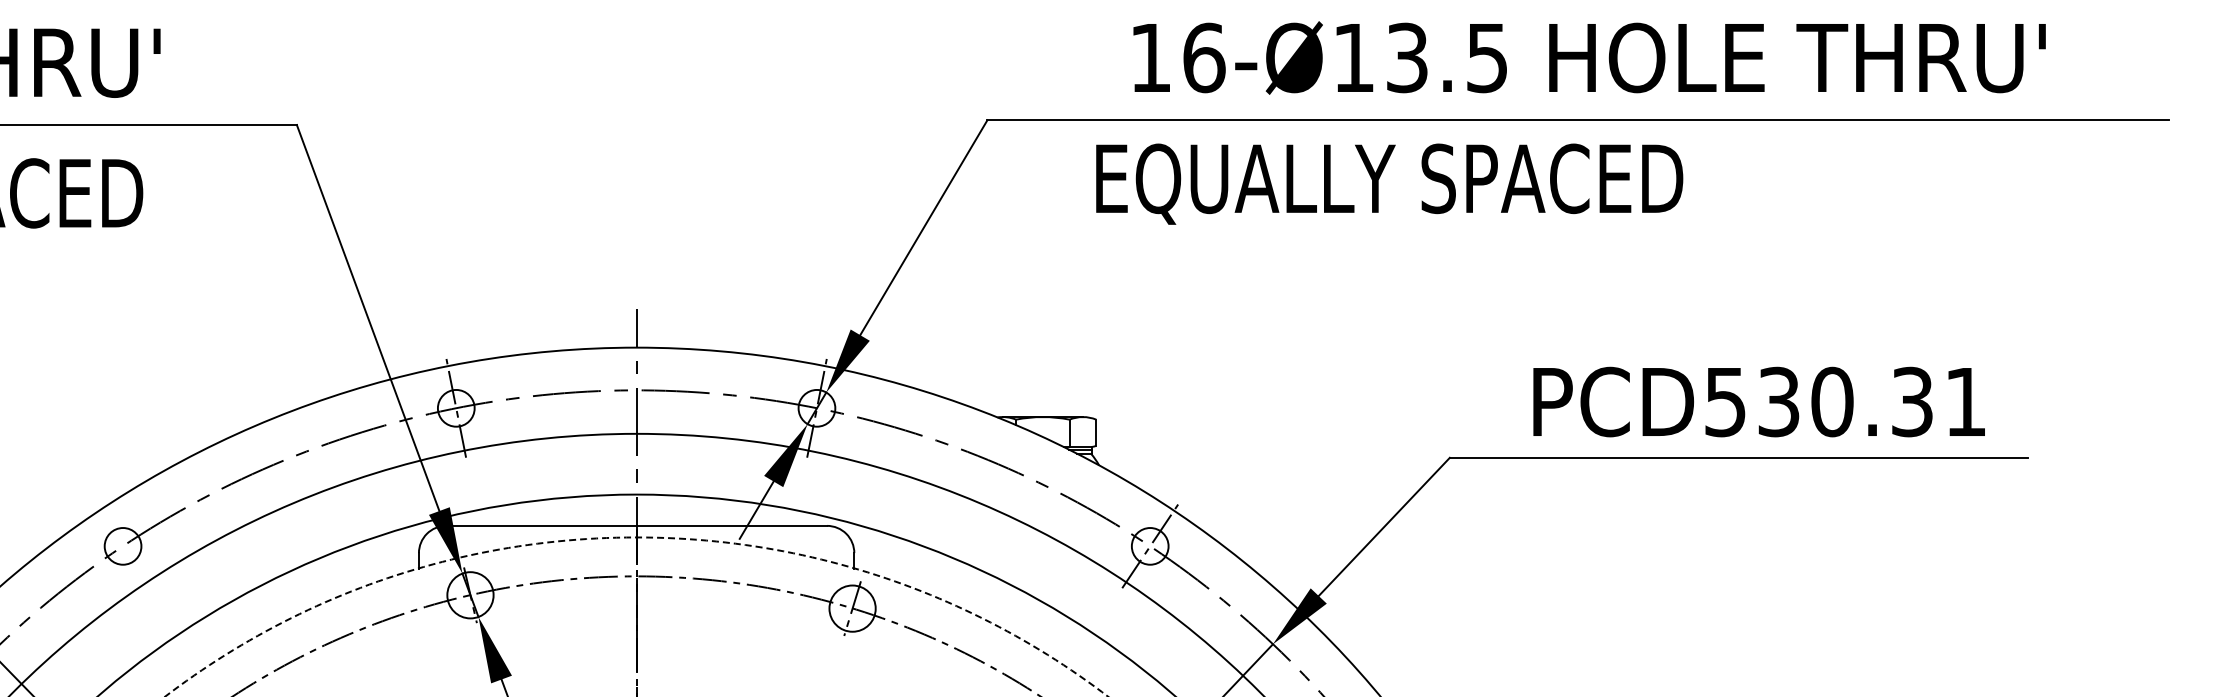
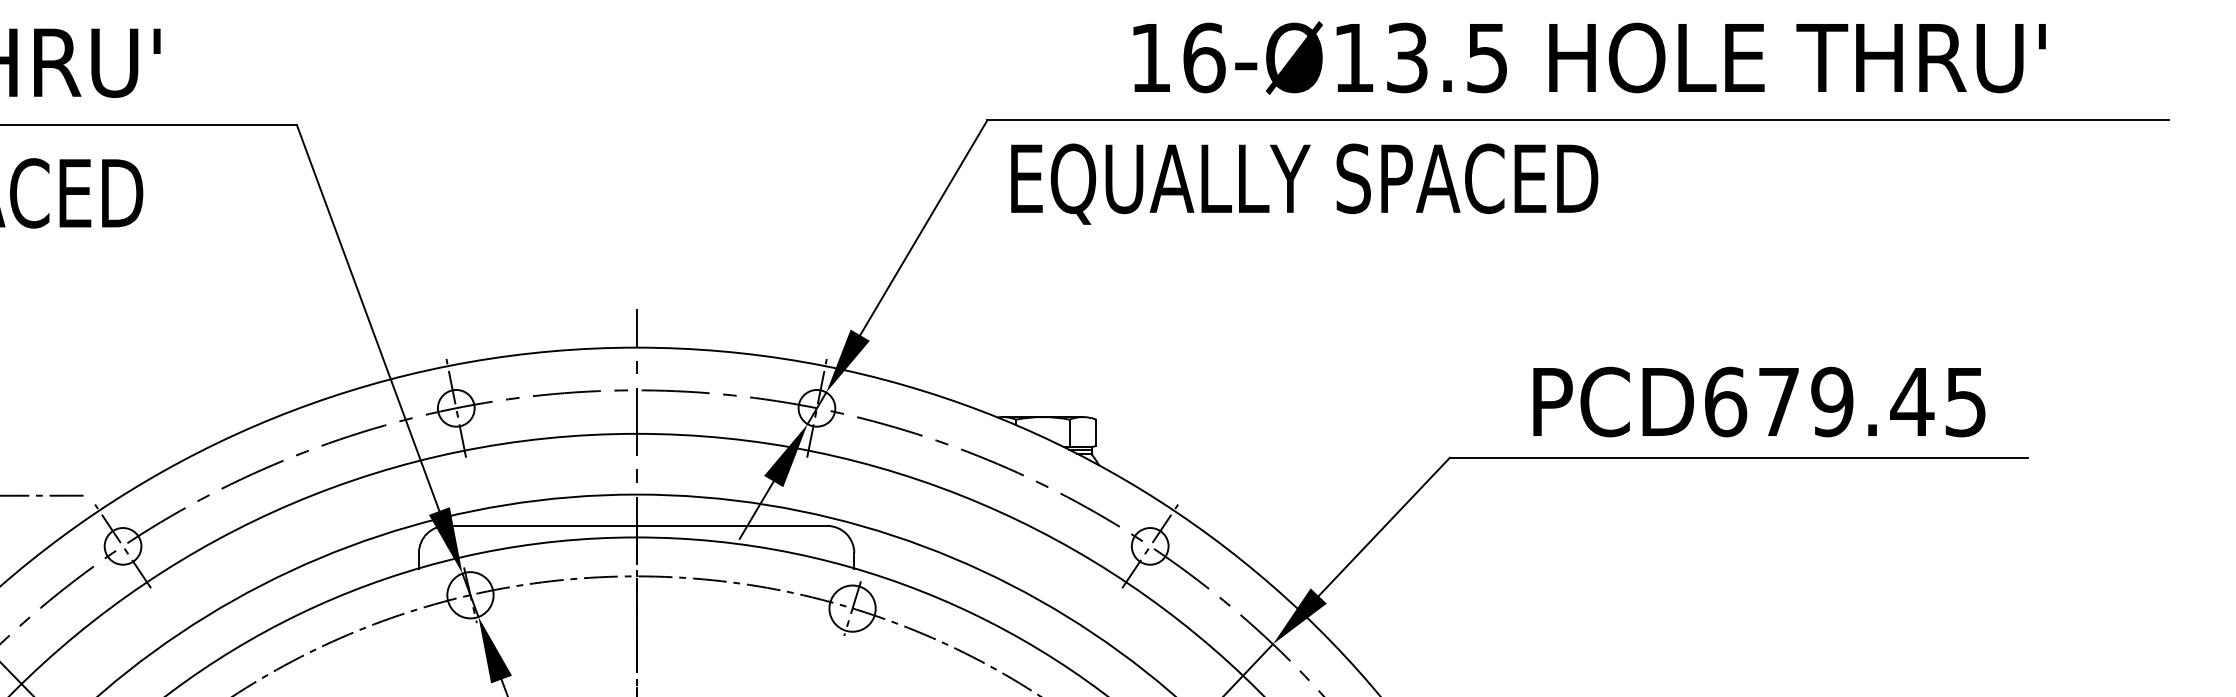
text position: (1389, 183) -> (1304, 183) (1304, 183)
text: PCD530.31 -> PCD679.45 (1845, 401)
line: none -> present (42, 495)
line: none -> present (123, 546)
circle: dashed -> solid (636, 616)
